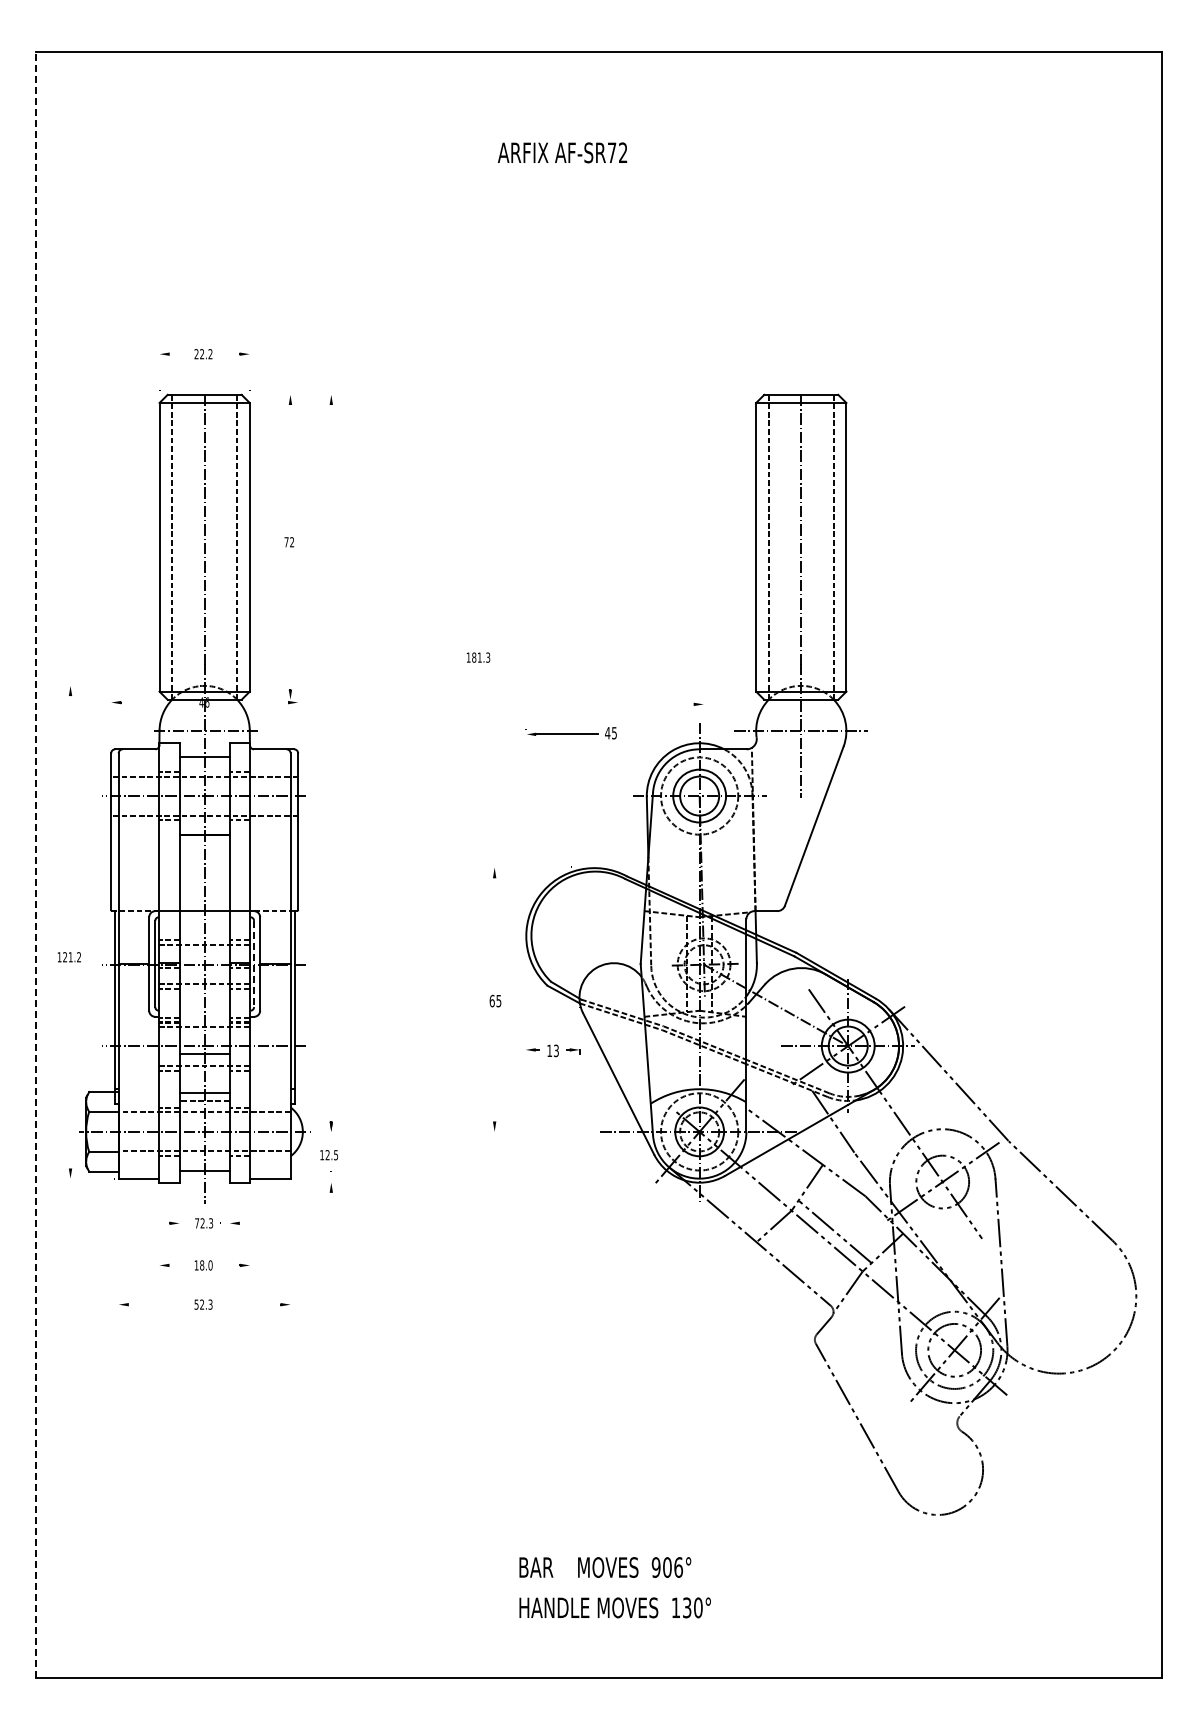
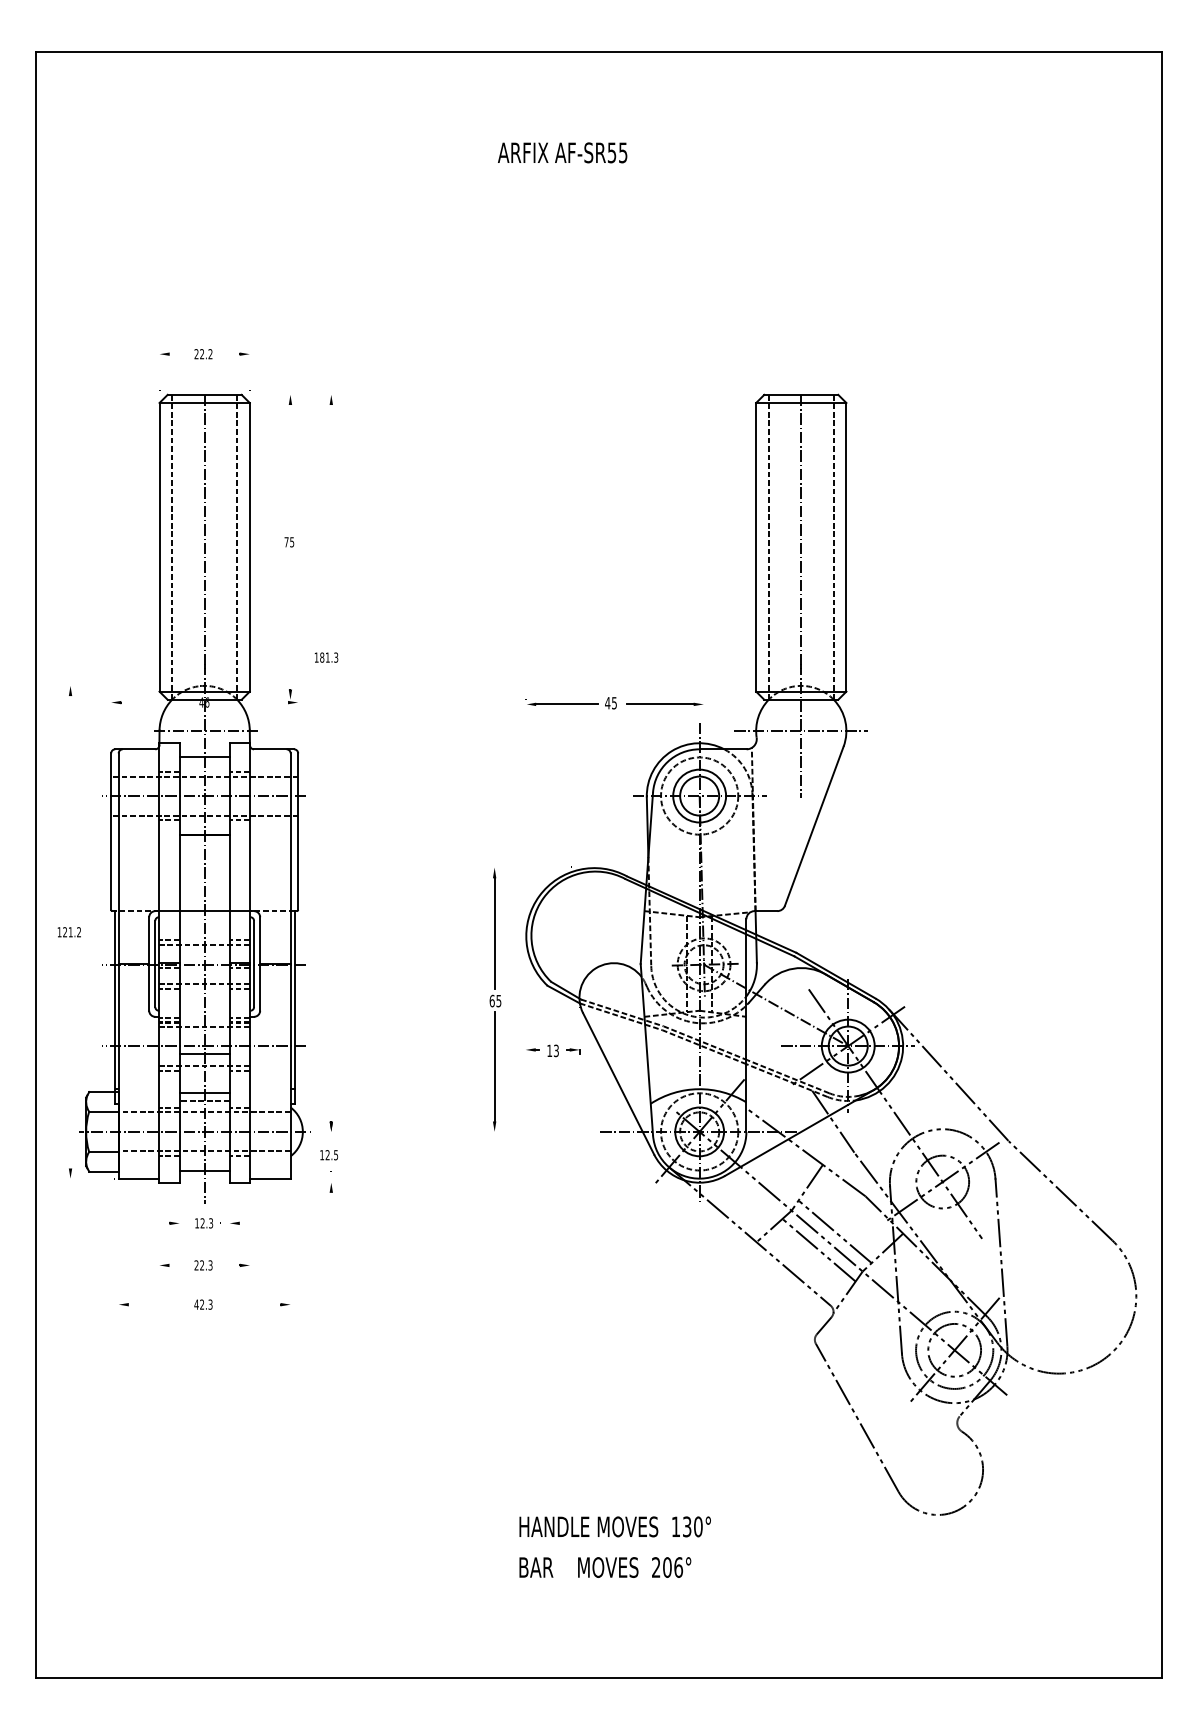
text: AF-SR72 -> AF-SR55 (617, 152)
text: 72 -> 75 (292, 542)
text position: (478, 657) -> (326, 657) (326, 657)
line: none -> present (659, 704)
part position: (570, 733) -> (570, 703) (570, 703)
line: dashed -> solid (35, 864)
line: none -> present (494, 933)
text position: (68, 957) -> (68, 932) (68, 932)
line: dashed -> solid (254, 964)
line: none -> present (494, 1066)
text: 72.3 -> 12.3 (197, 1223)
line: none -> present (818, 1249)
text: 18.0 -> 22.3 (203, 1265)
text: 52.3 -> 42.3 (196, 1304)
text: 906° -> 206° (655, 1567)
text position: (614, 1607) -> (614, 1526) (614, 1526)
